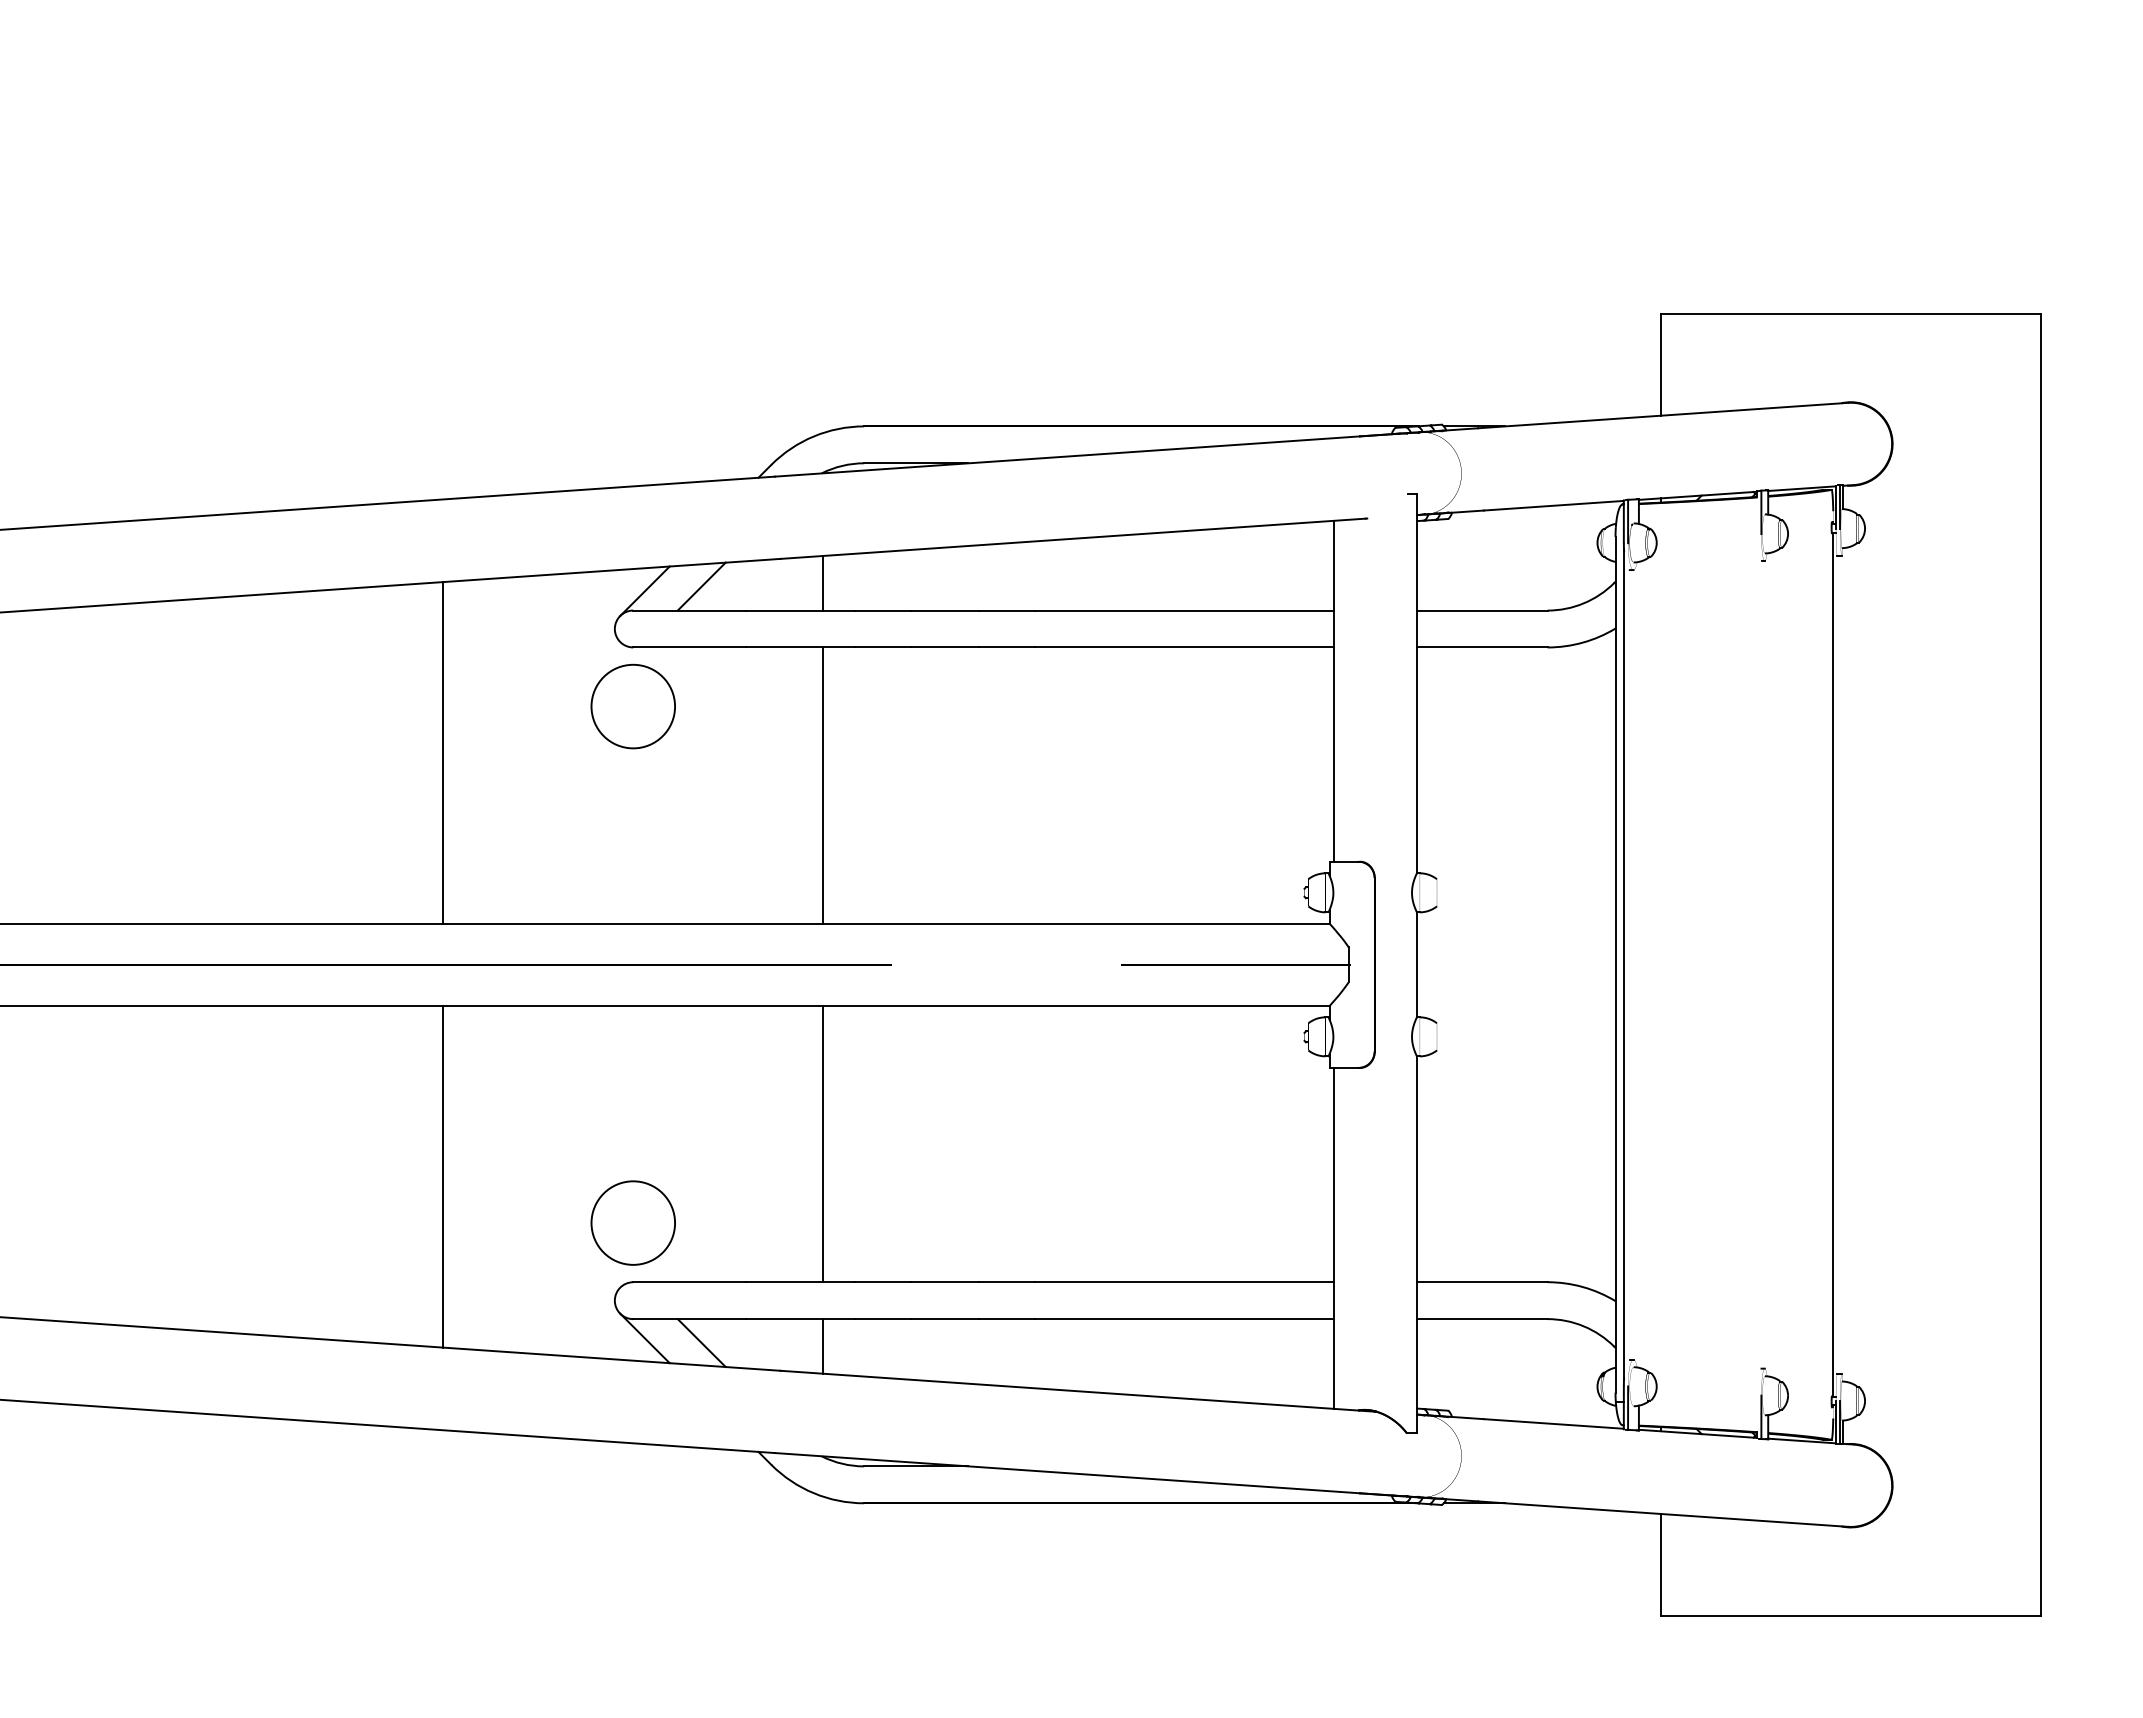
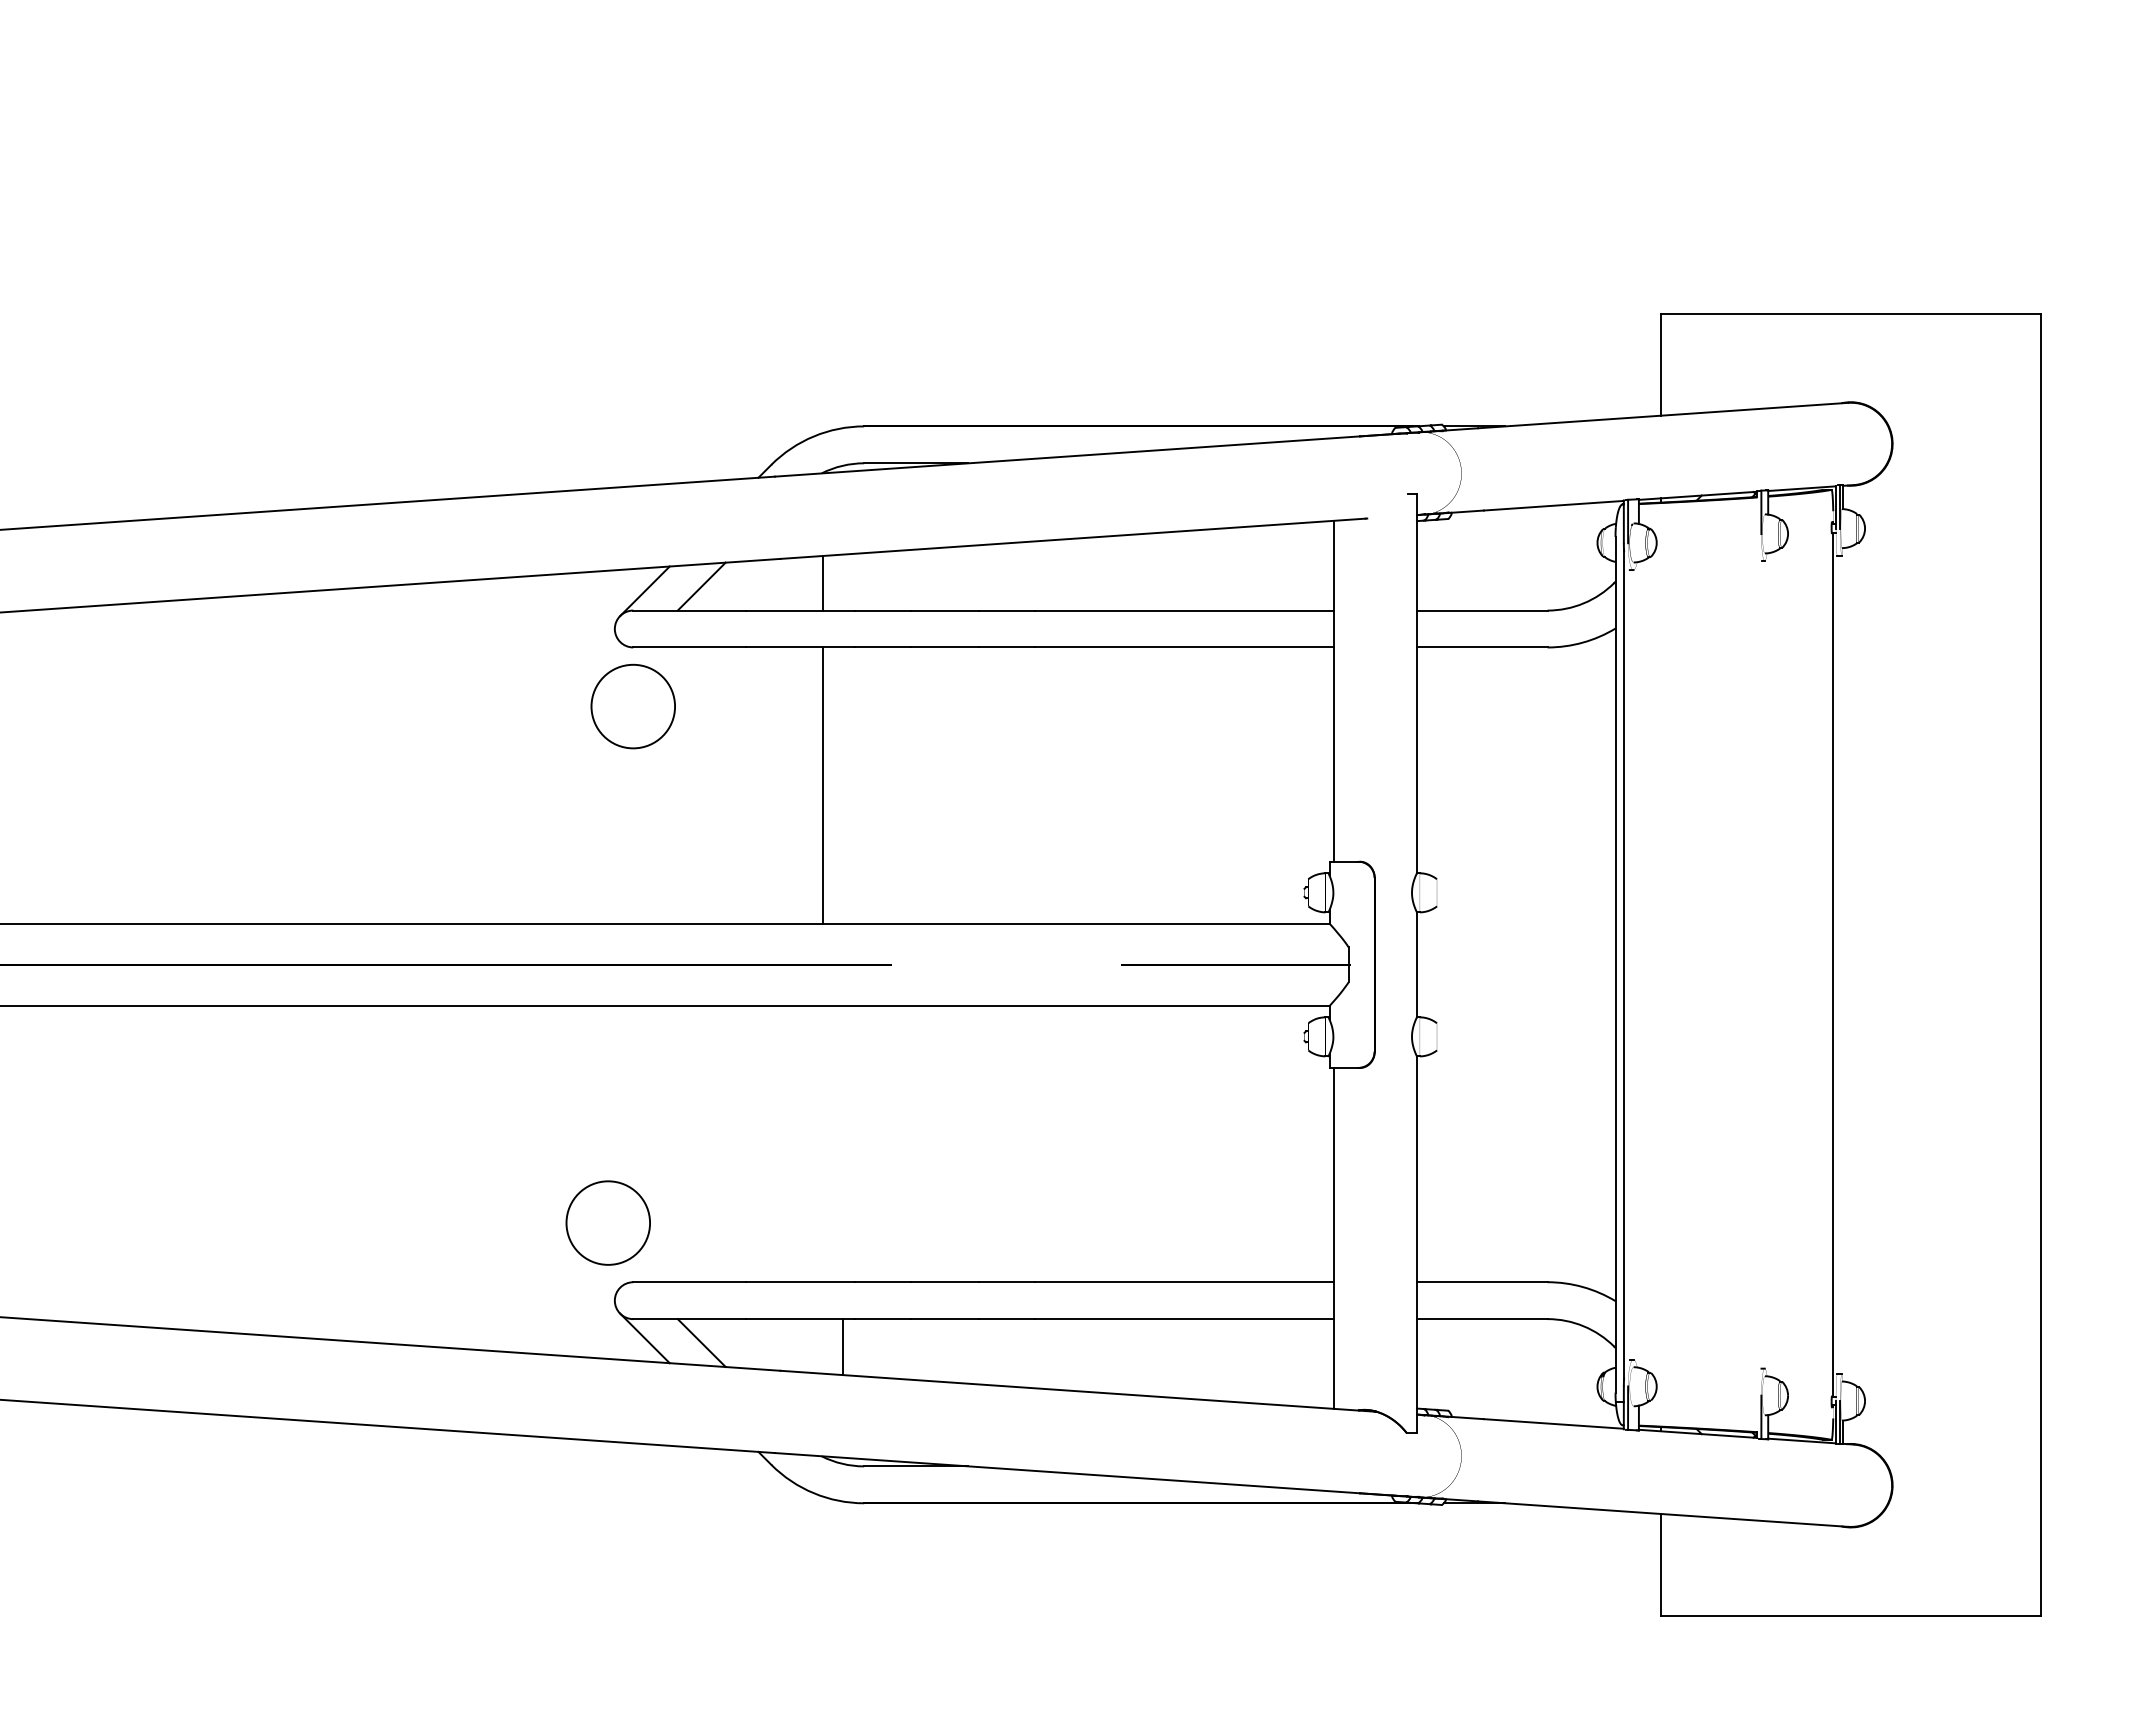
line: present -> none (443, 752)
line: present -> none (823, 1144)
line: present -> none (443, 1176)
circle position: (632, 1222) -> (607, 1222) (607, 1222)
line position: (823, 1346) -> (843, 1346) (843, 1346)
